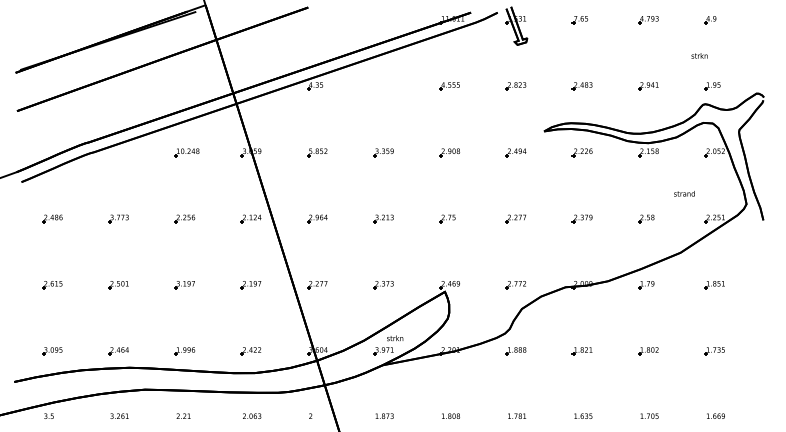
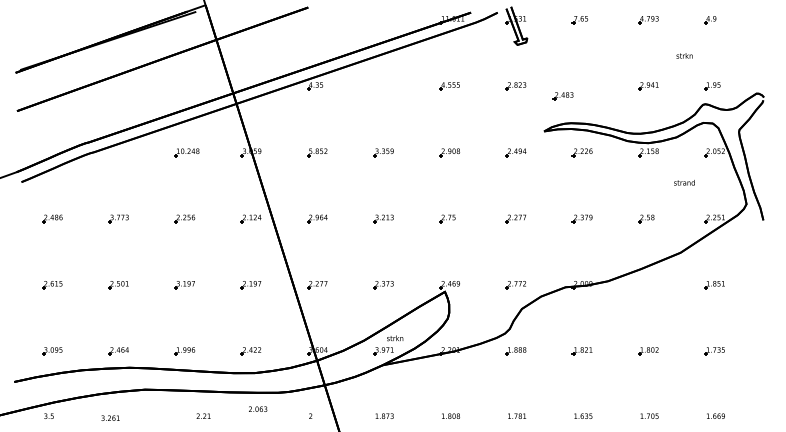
text position: (699, 55) -> (684, 55) (684, 55)
part position: (581, 86) -> (562, 96) (562, 96)
text position: (684, 193) -> (684, 182) (684, 182)
part: present -> none (646, 285)
text position: (119, 415) -> (110, 417) (110, 417)
text position: (183, 415) -> (203, 415) (203, 415)
text position: (252, 415) -> (258, 408) (258, 408)
